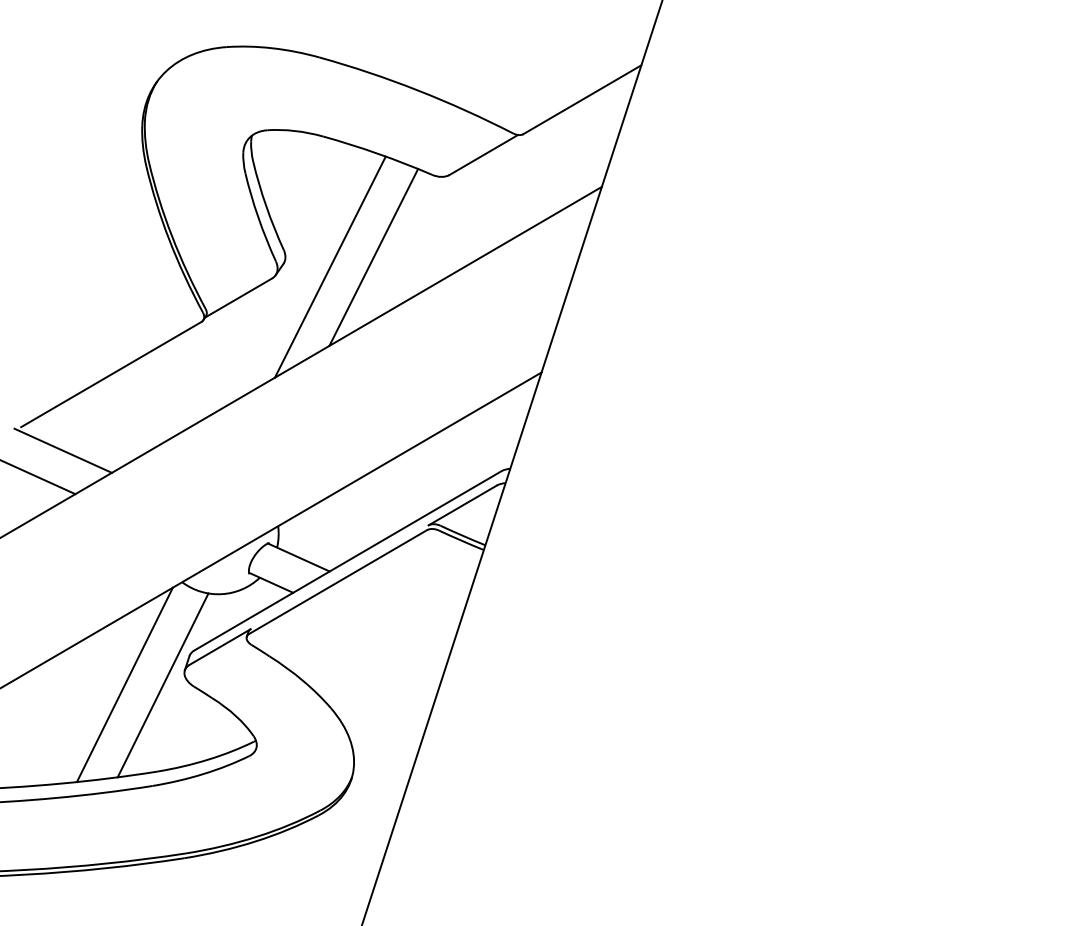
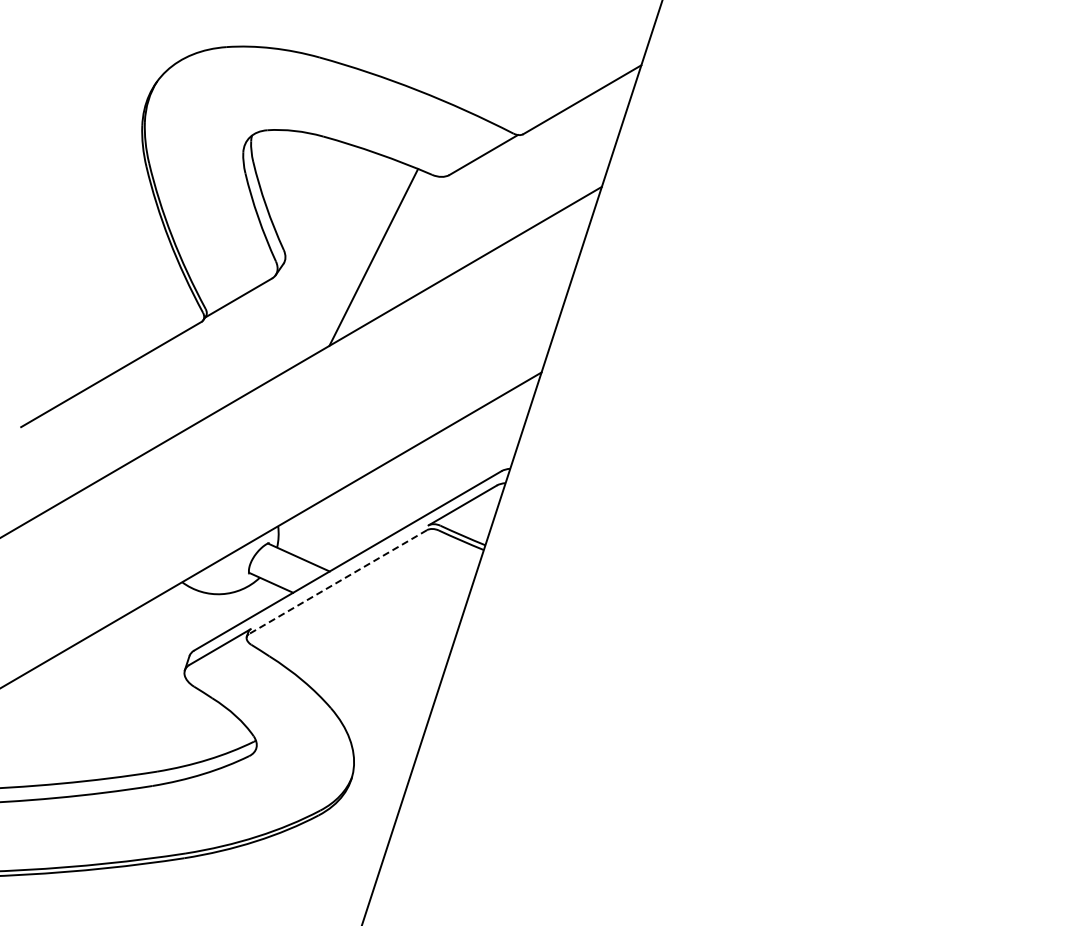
line: present -> none (329, 266)
line: present -> none (62, 450)
line: present -> none (38, 477)
line: solid -> dashed (338, 582)
line: present -> none (124, 684)
line: present -> none (162, 685)
